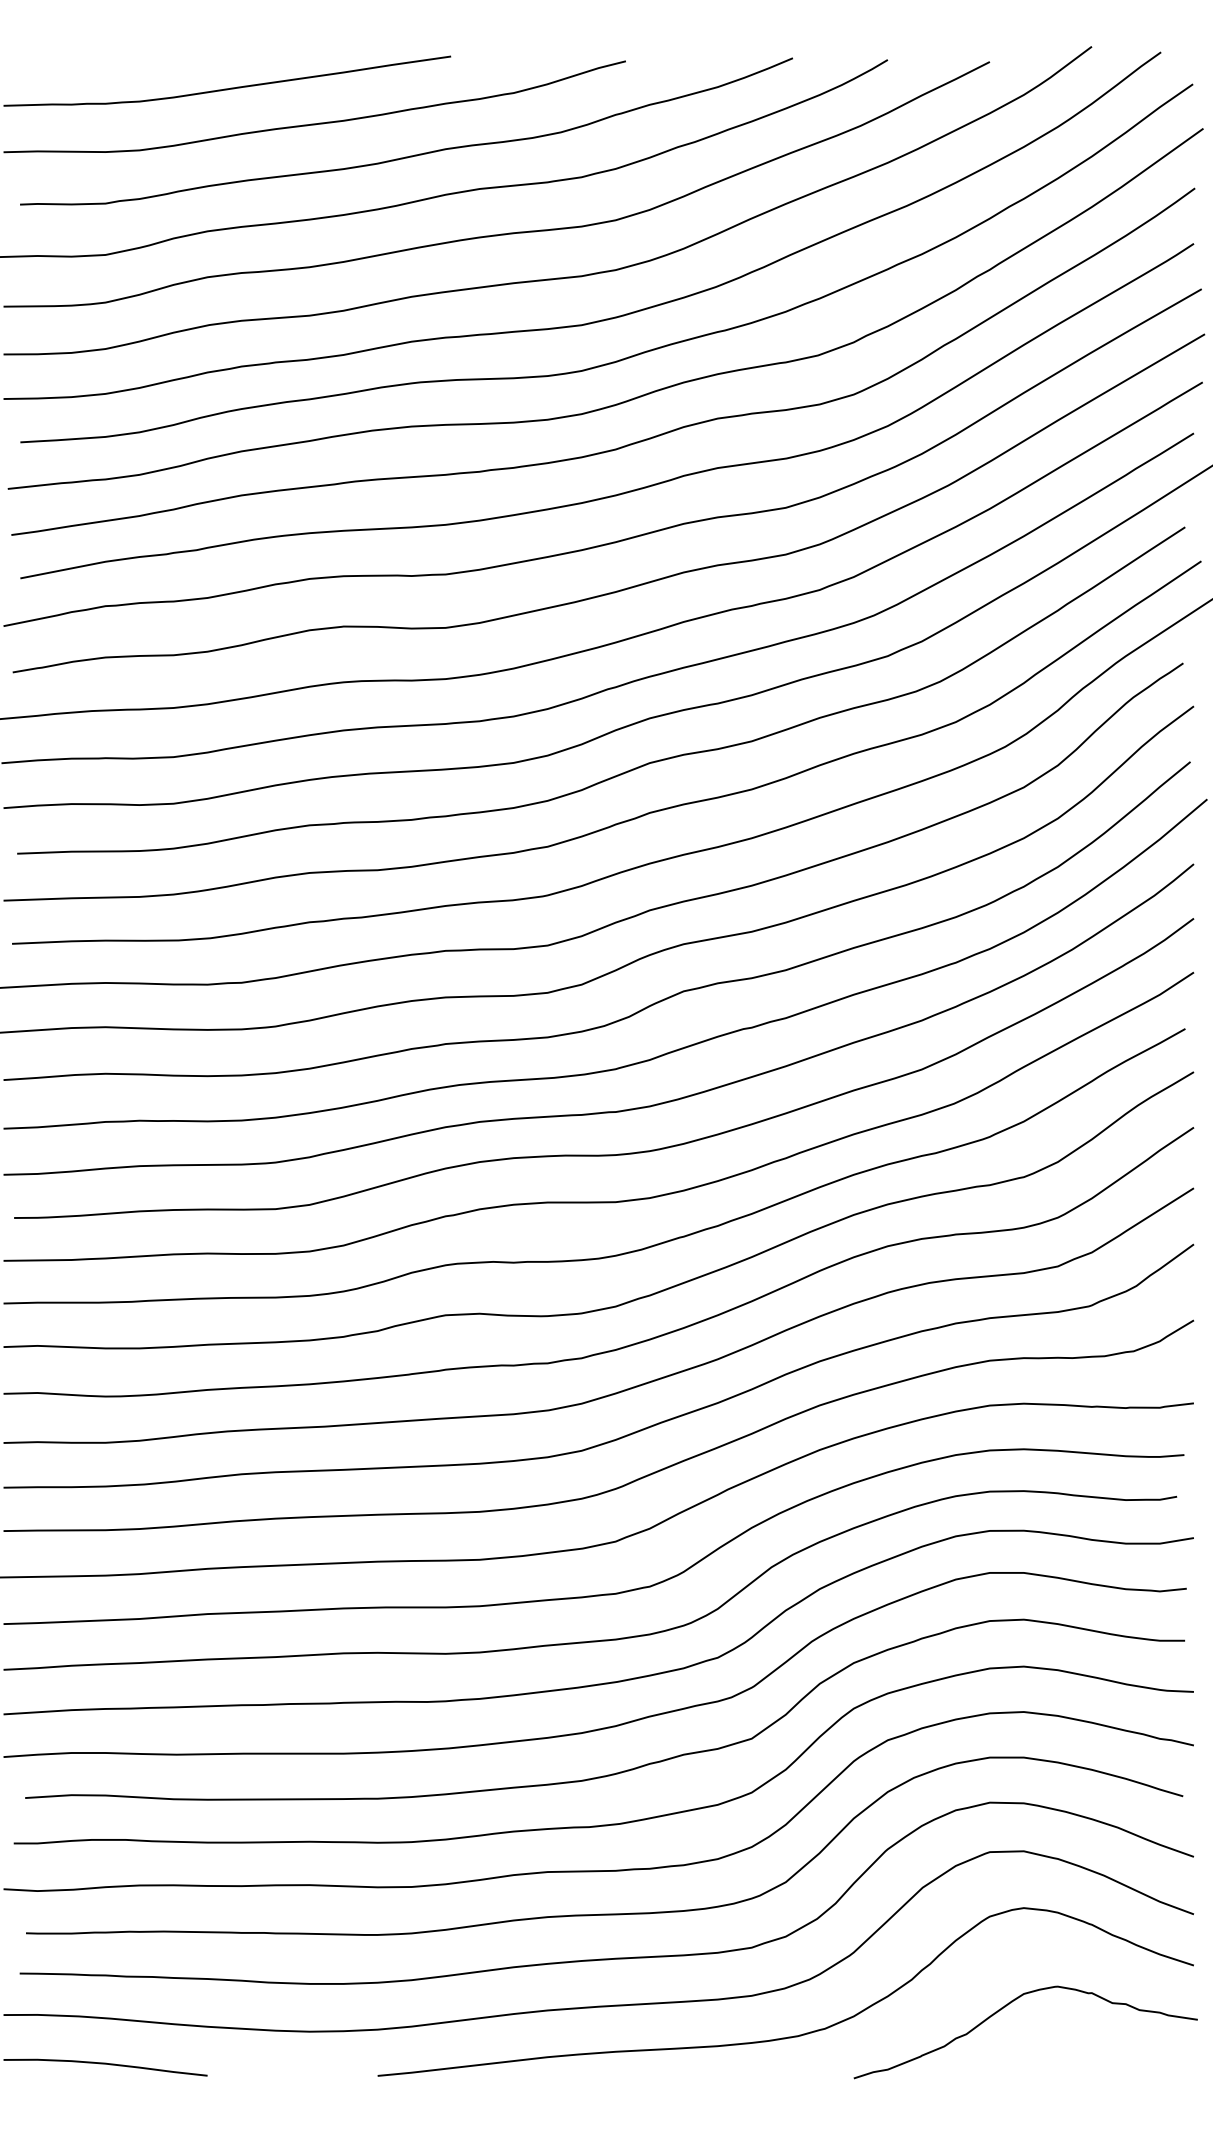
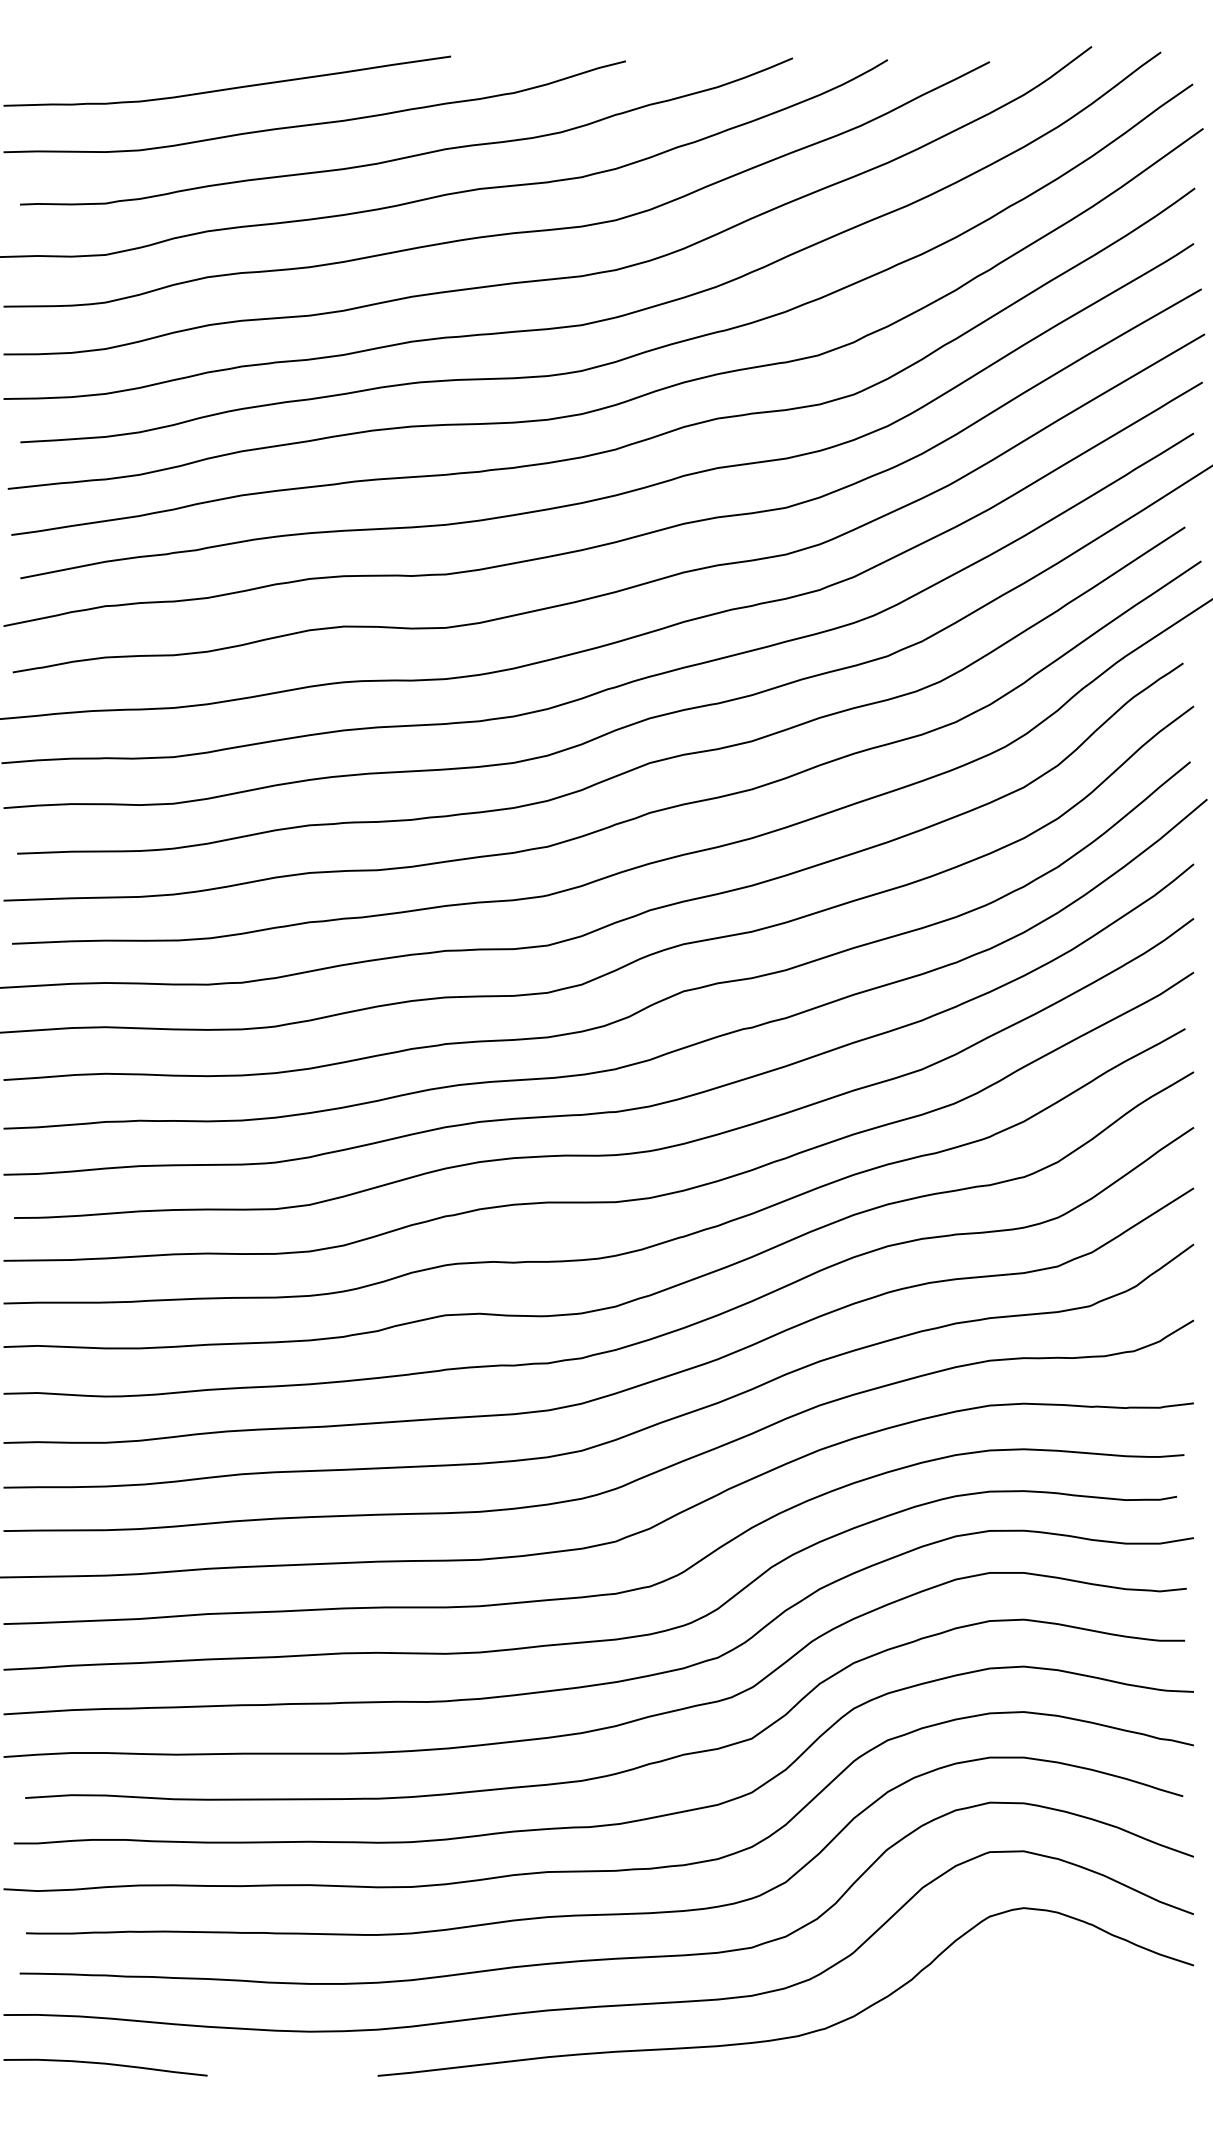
curve: present -> none (1008, 2005)
